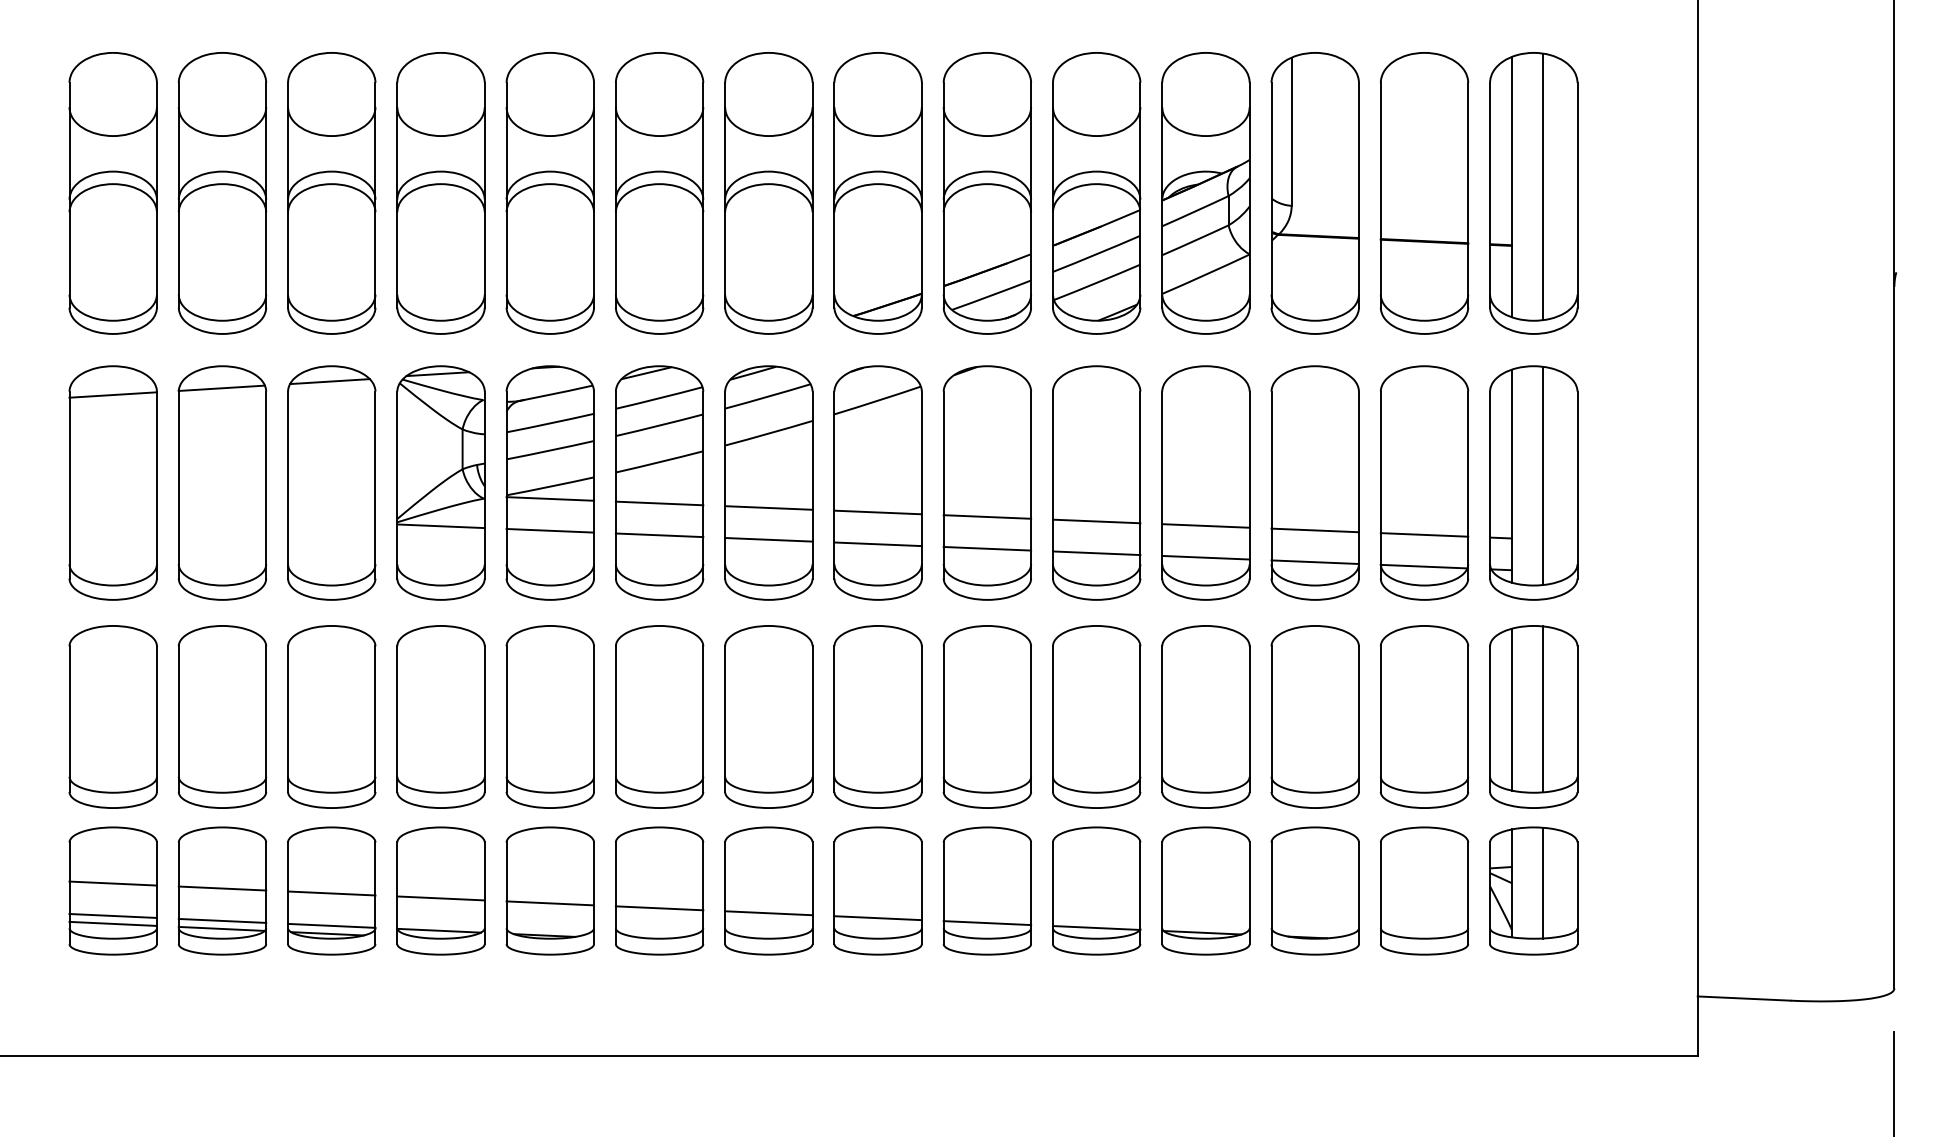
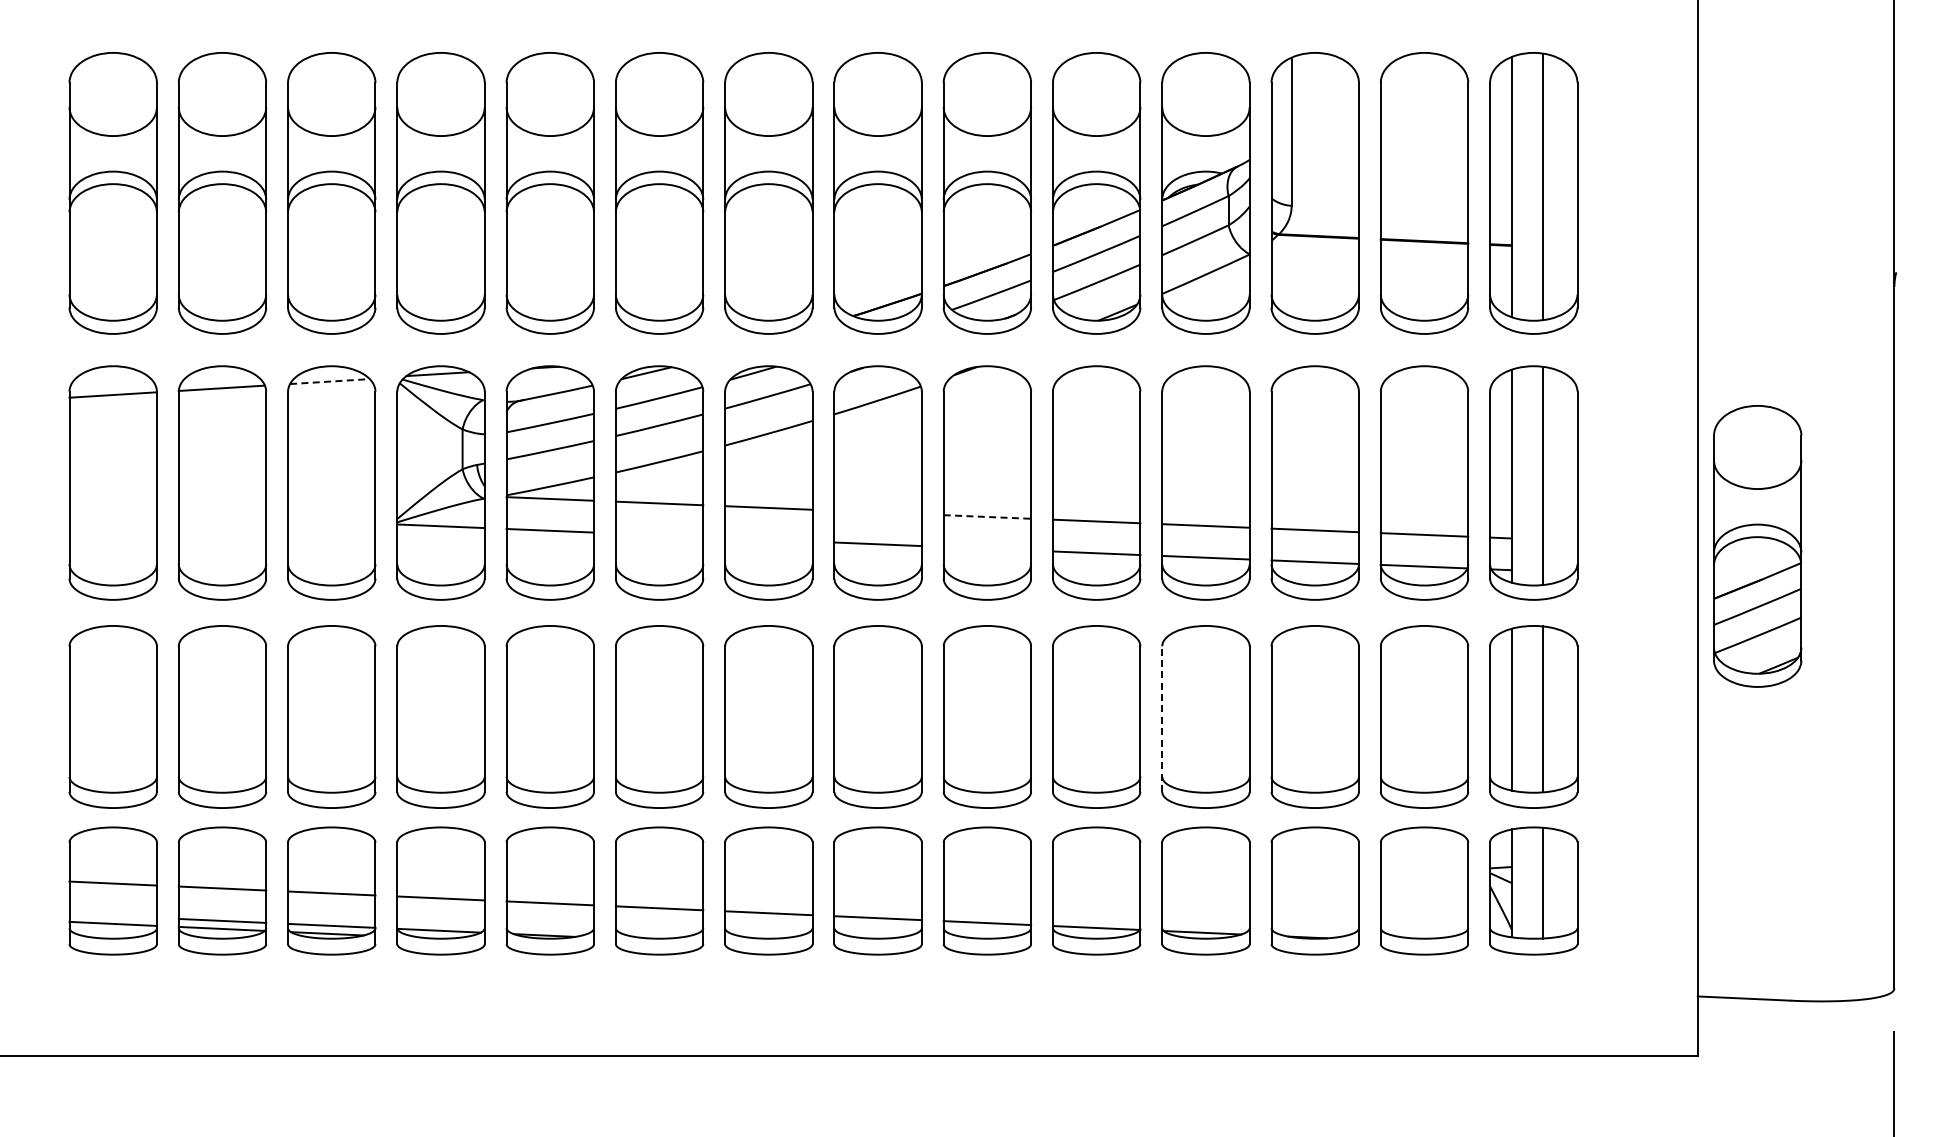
line: solid -> dashed (329, 381)
line: present -> none (877, 512)
line: solid -> dashed (987, 516)
line: present -> none (659, 535)
line: present -> none (768, 539)
part: none -> present (1757, 546)
line: present -> none (987, 548)
line: solid -> dashed (1162, 719)
line: present -> none (112, 915)
